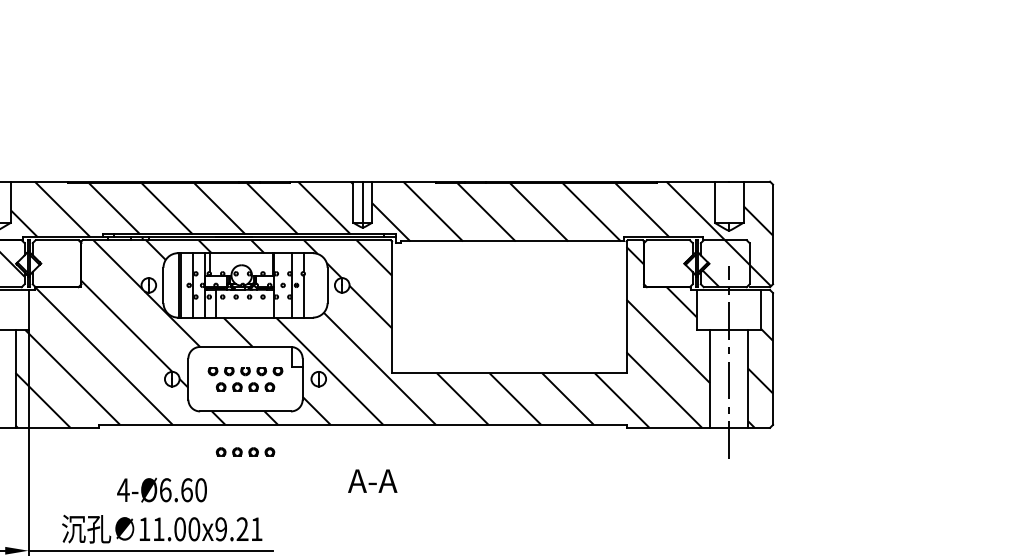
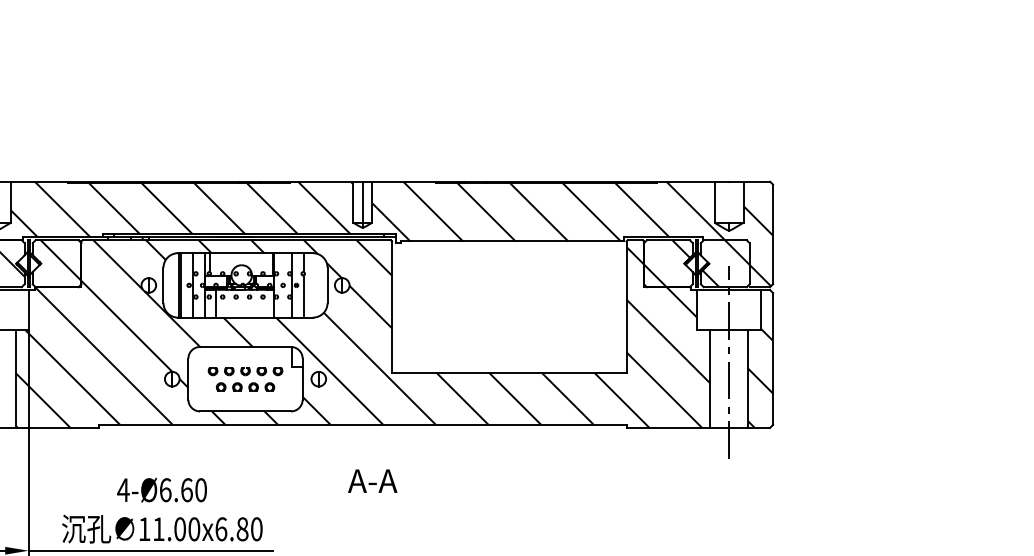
hatch: none -> present (60, 260)
hatch: none -> present (667, 263)
part: present -> none (245, 451)
text: 9.21 -> 6.80 (238, 529)
